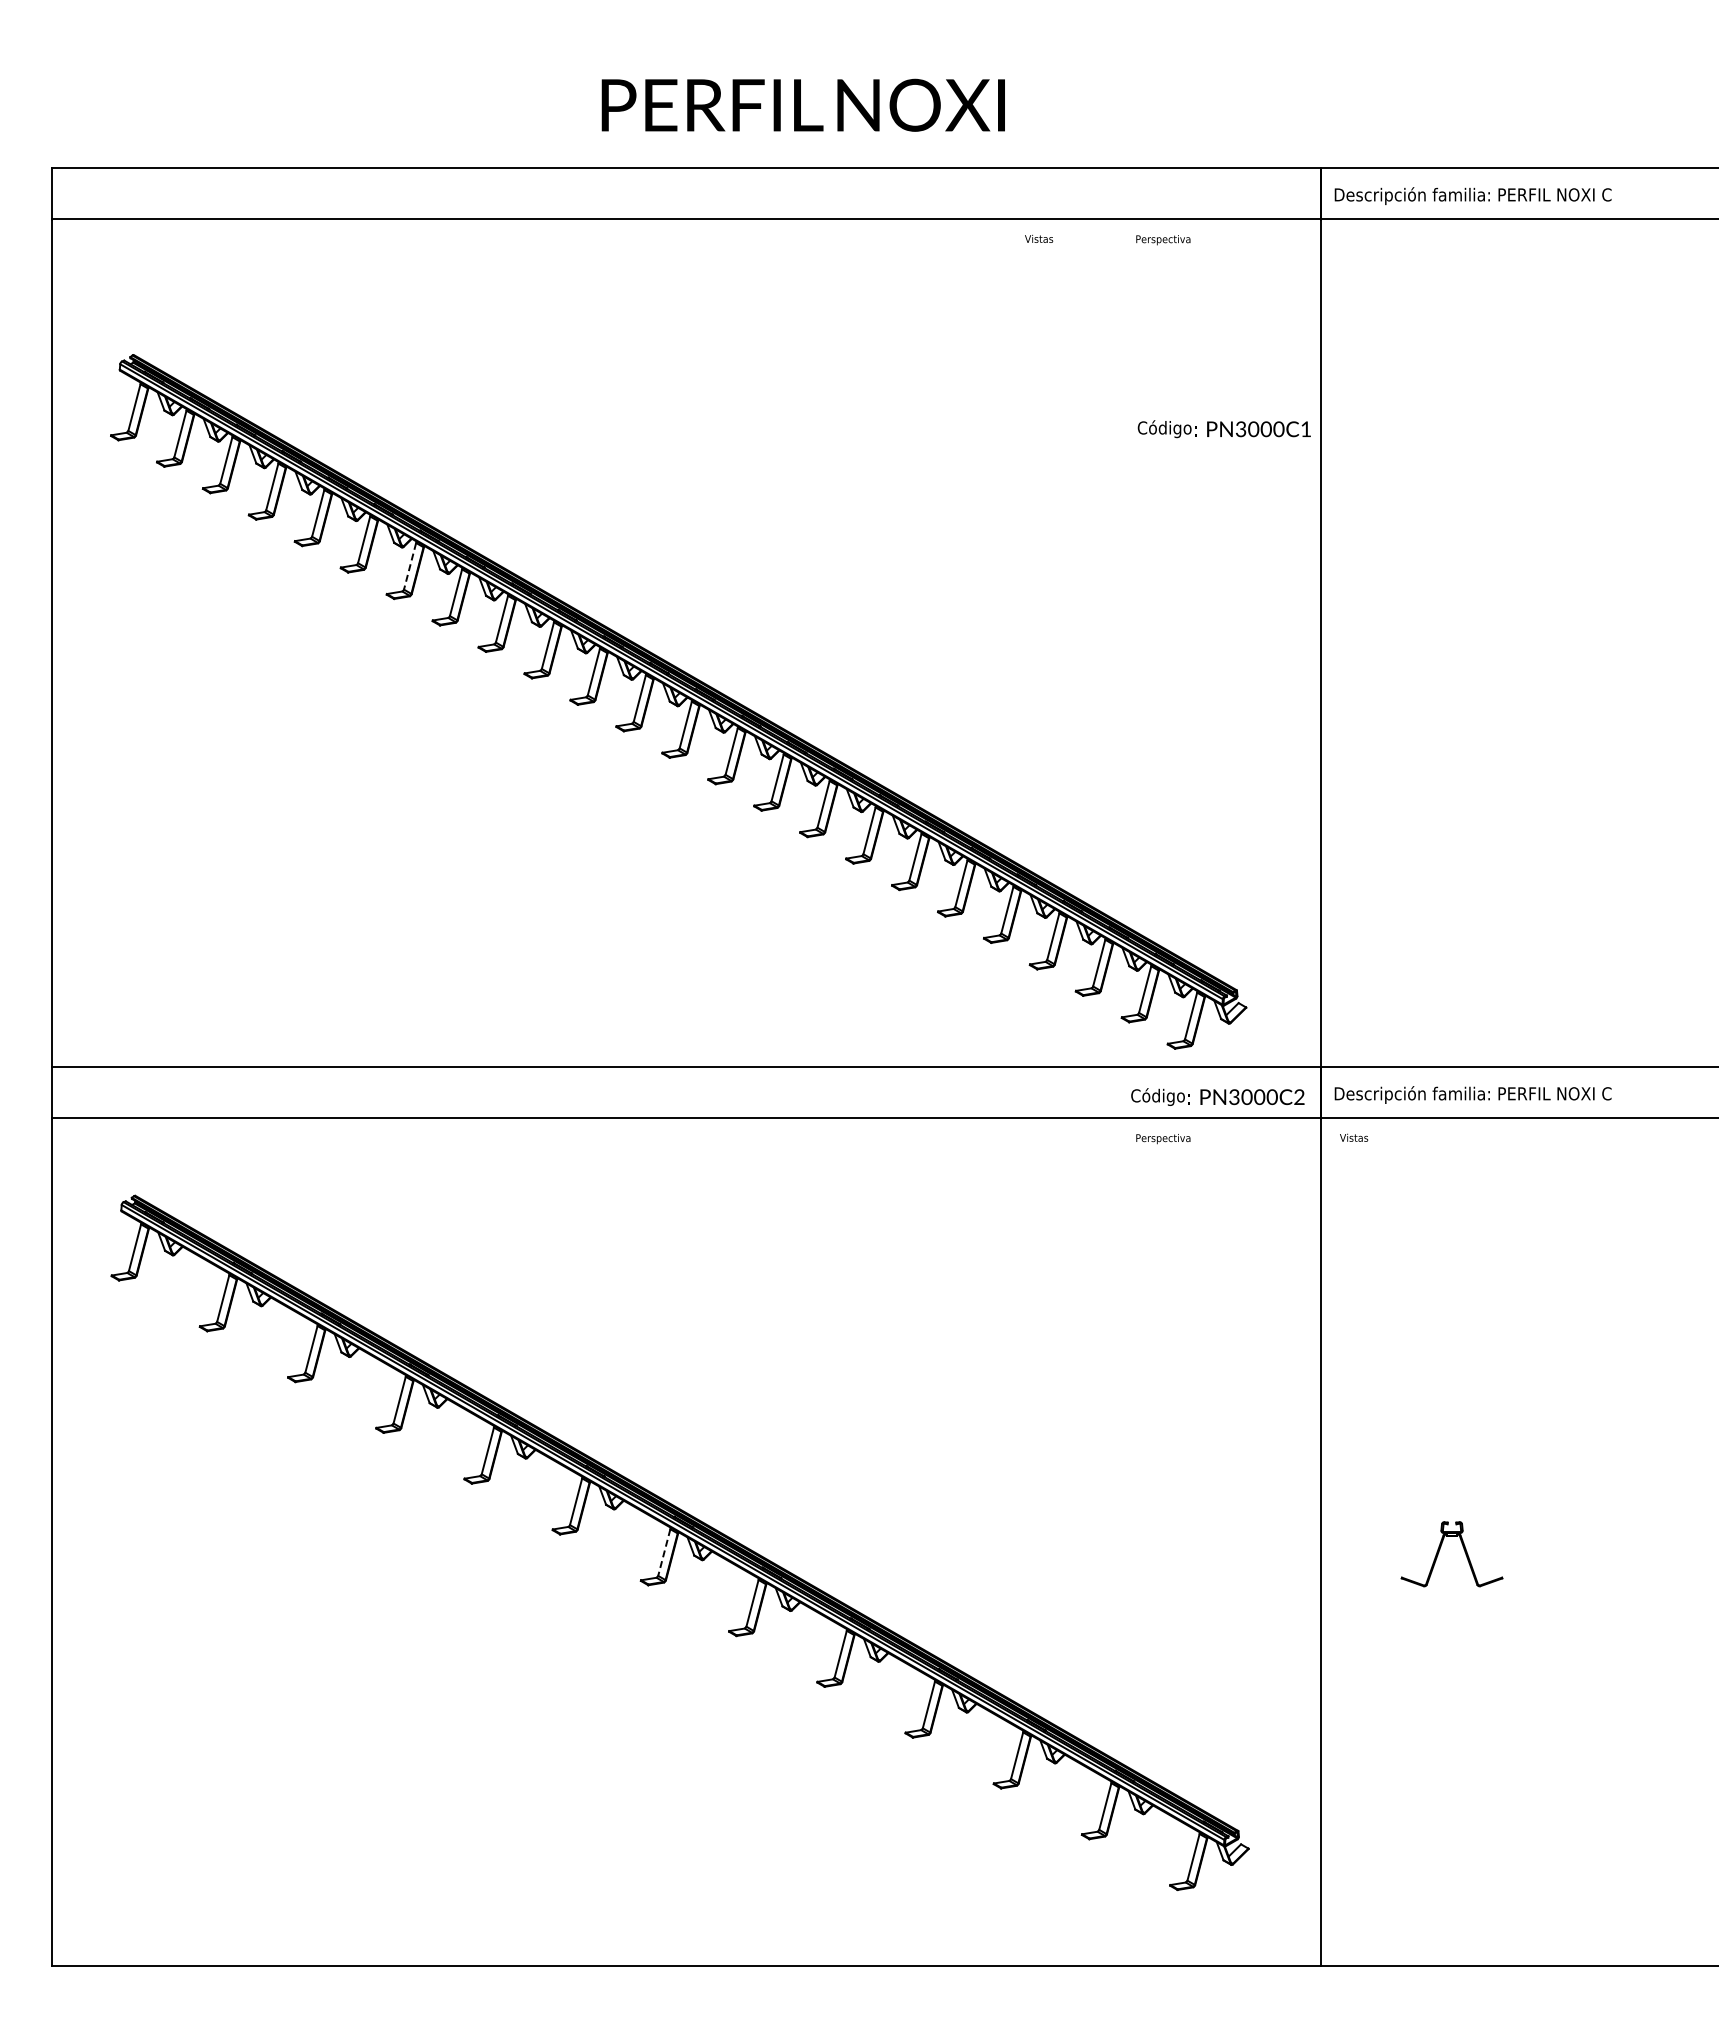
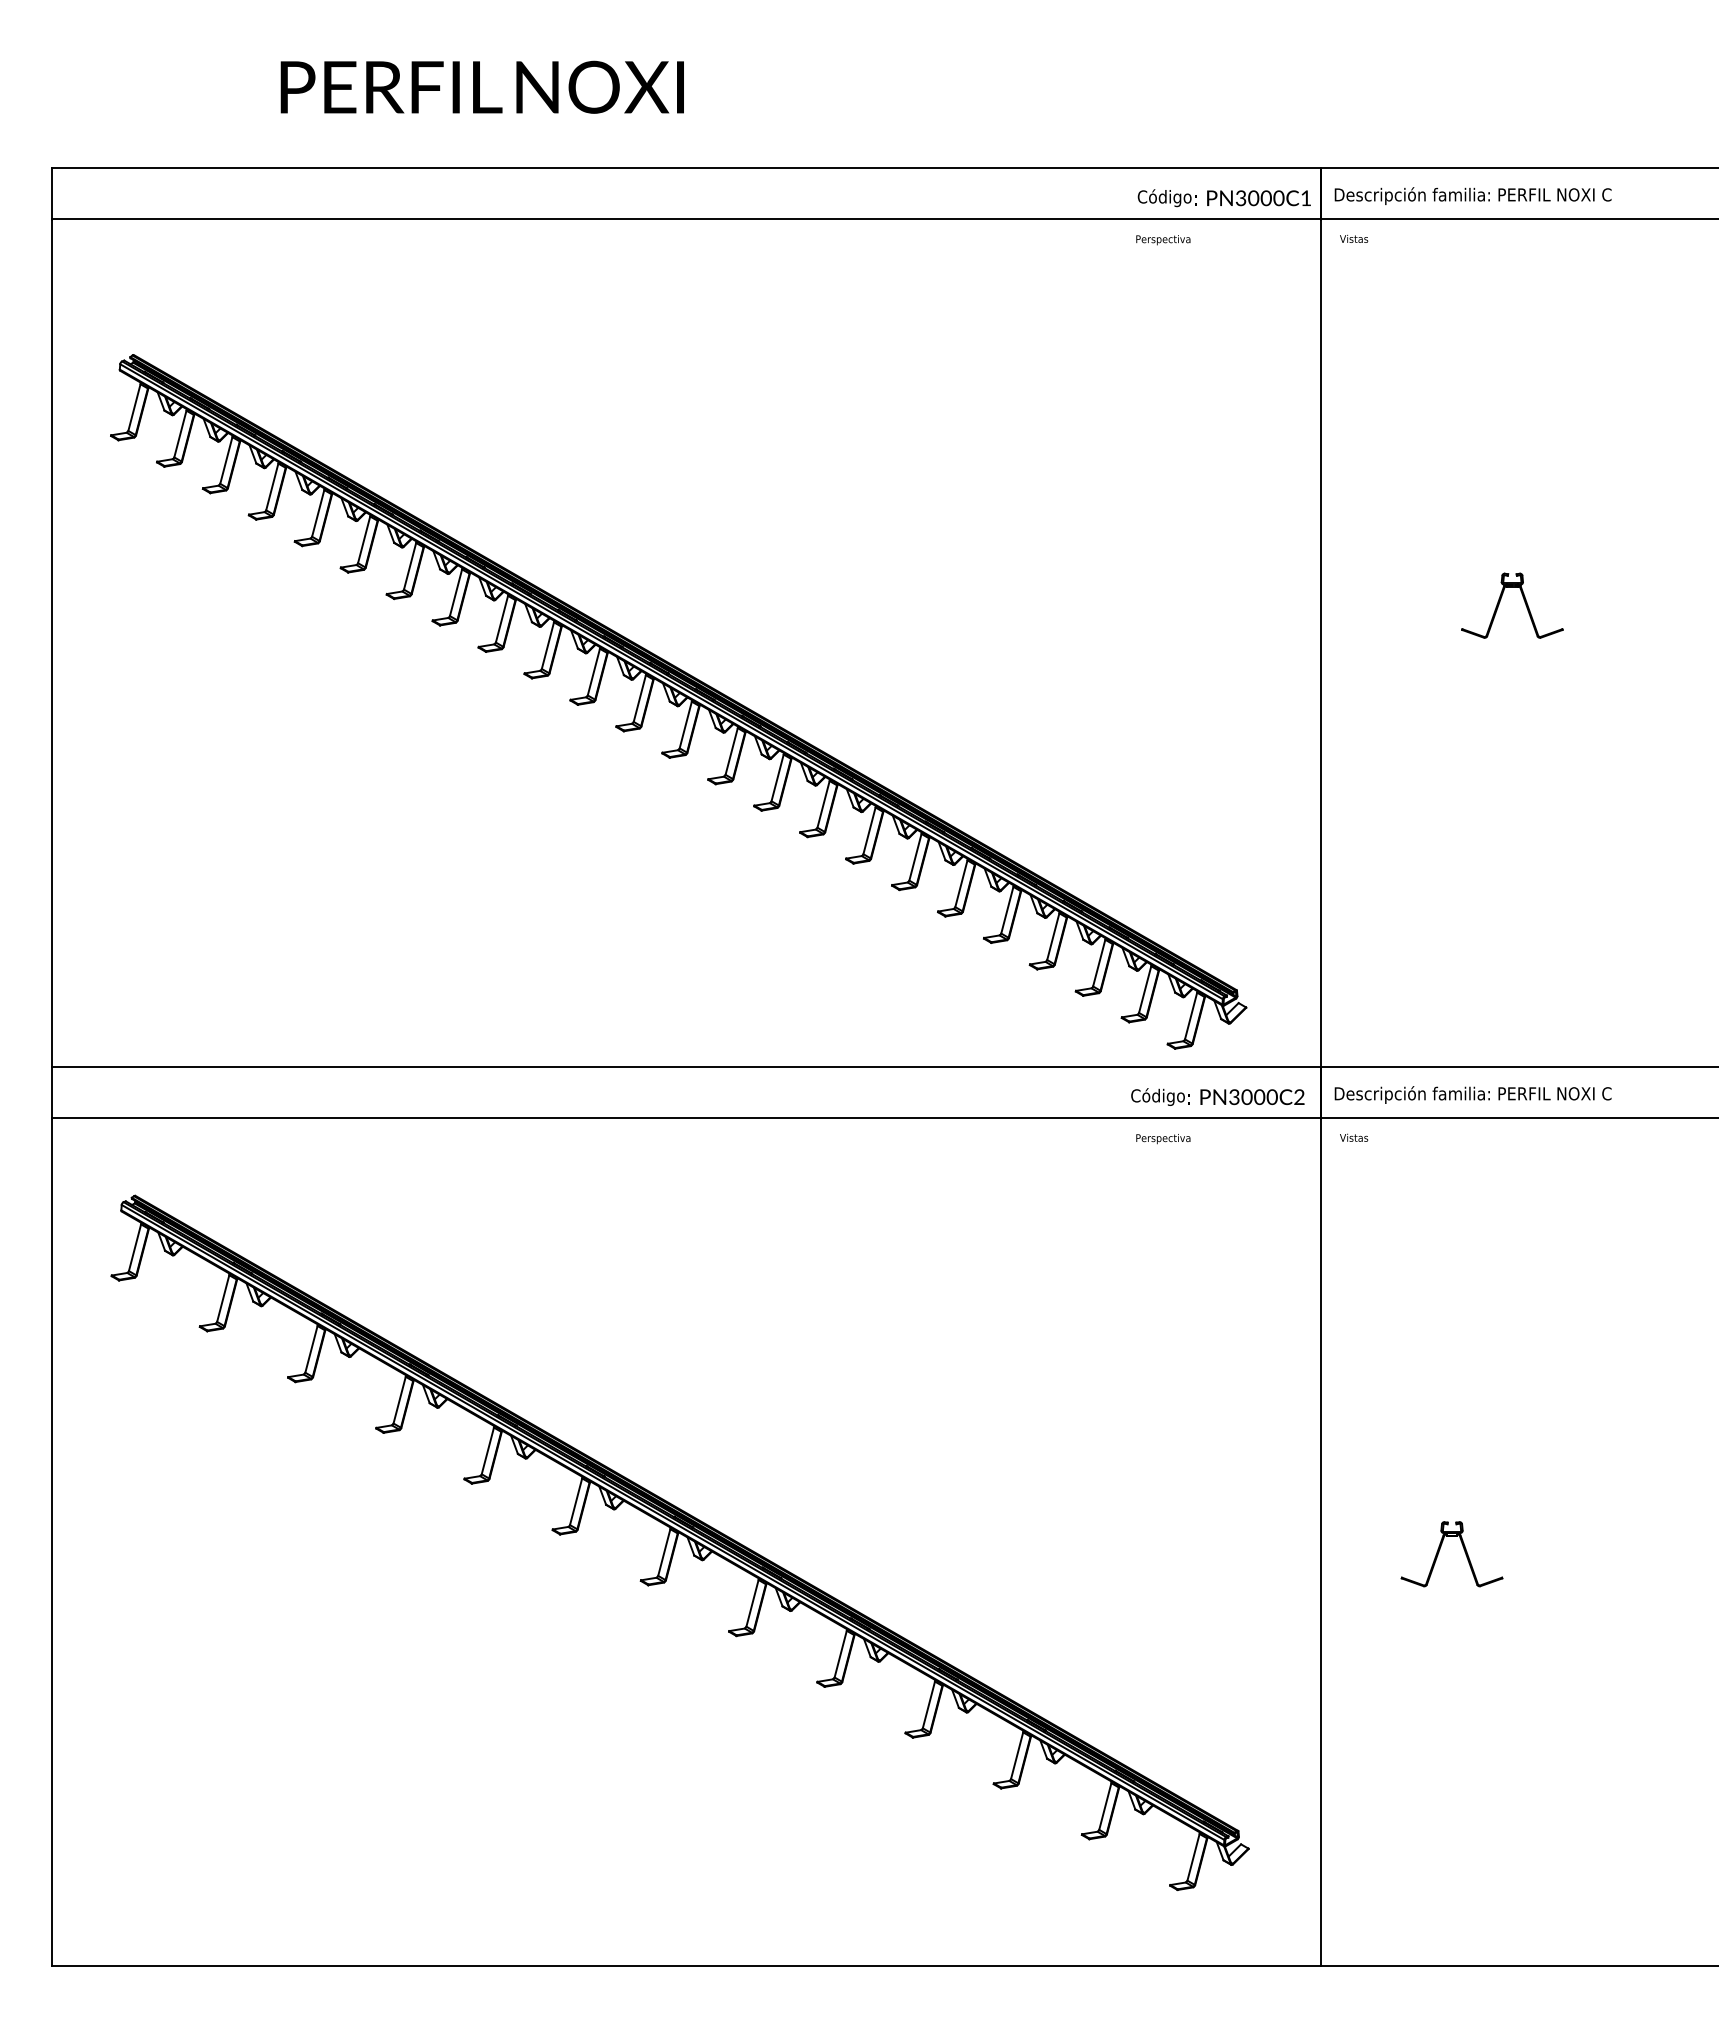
text position: (802, 104) -> (481, 86) (481, 86)
text position: (1039, 238) -> (1354, 238) (1354, 238)
text position: (1223, 429) -> (1223, 198) (1223, 198)
line: dashed -> solid (409, 566)
part: none -> present (1523, 600)
line: dashed -> solid (664, 1553)
